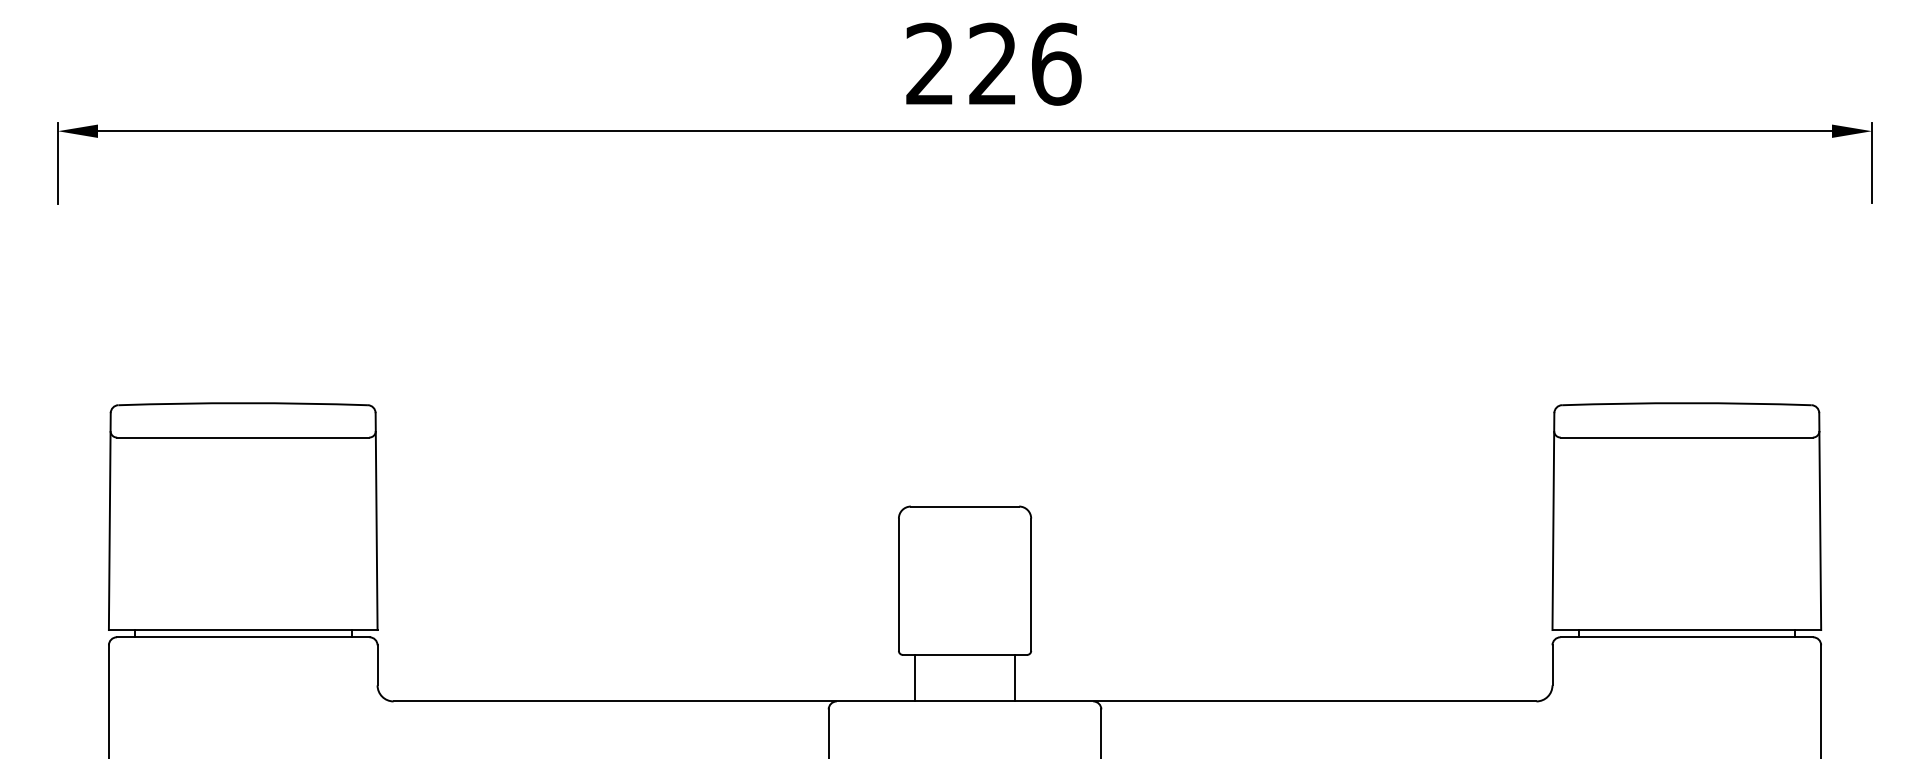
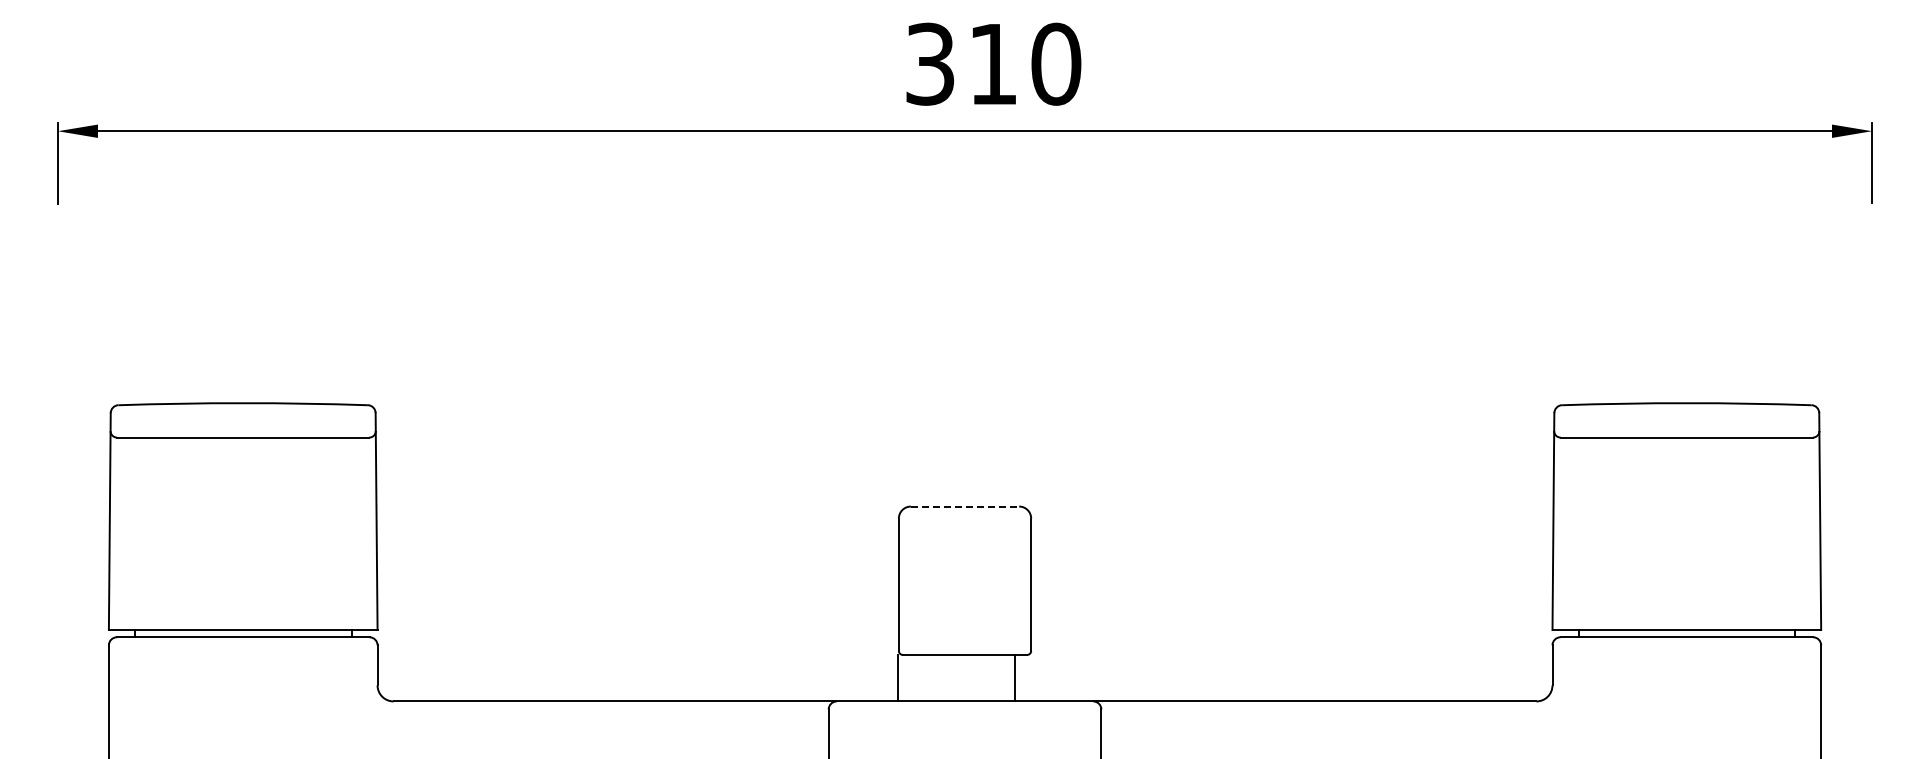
text: 226 -> 310 (993, 63)
line: solid -> dashed (965, 506)
line position: (915, 677) -> (898, 677) (898, 677)
